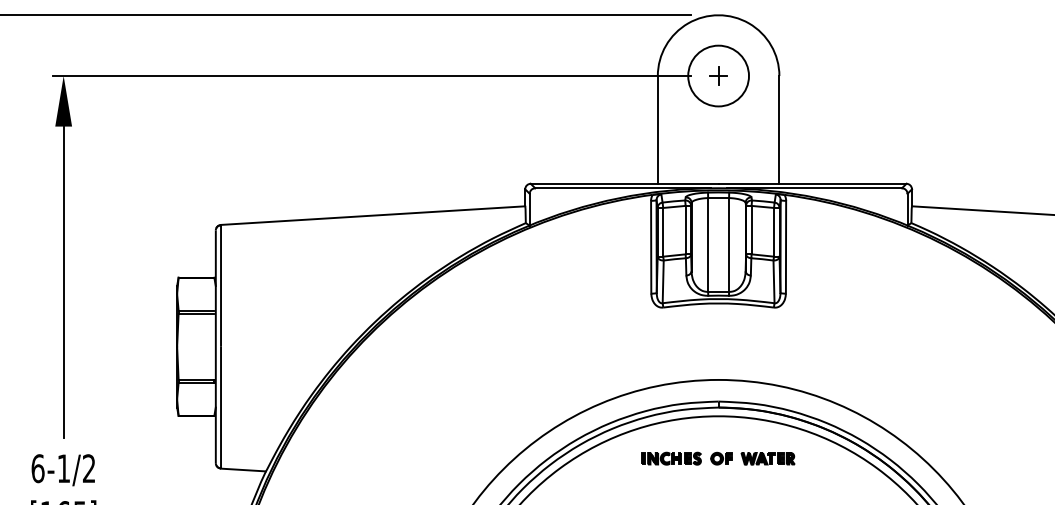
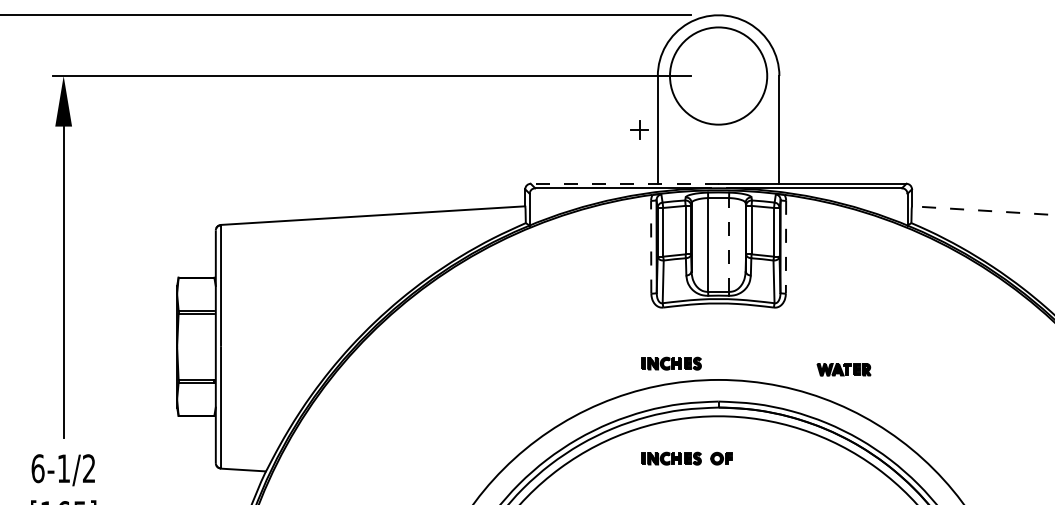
circle diameter: 61 px -> 97 px (718, 75)
part position: (718, 75) -> (639, 129) (639, 129)
line: solid -> dashed (624, 183)
line: solid -> dashed (982, 210)
line: solid -> dashed (729, 244)
line: solid -> dashed (651, 246)
line: solid -> dashed (786, 247)
part: none -> present (671, 363)
part position: (767, 458) -> (843, 369) (843, 369)
